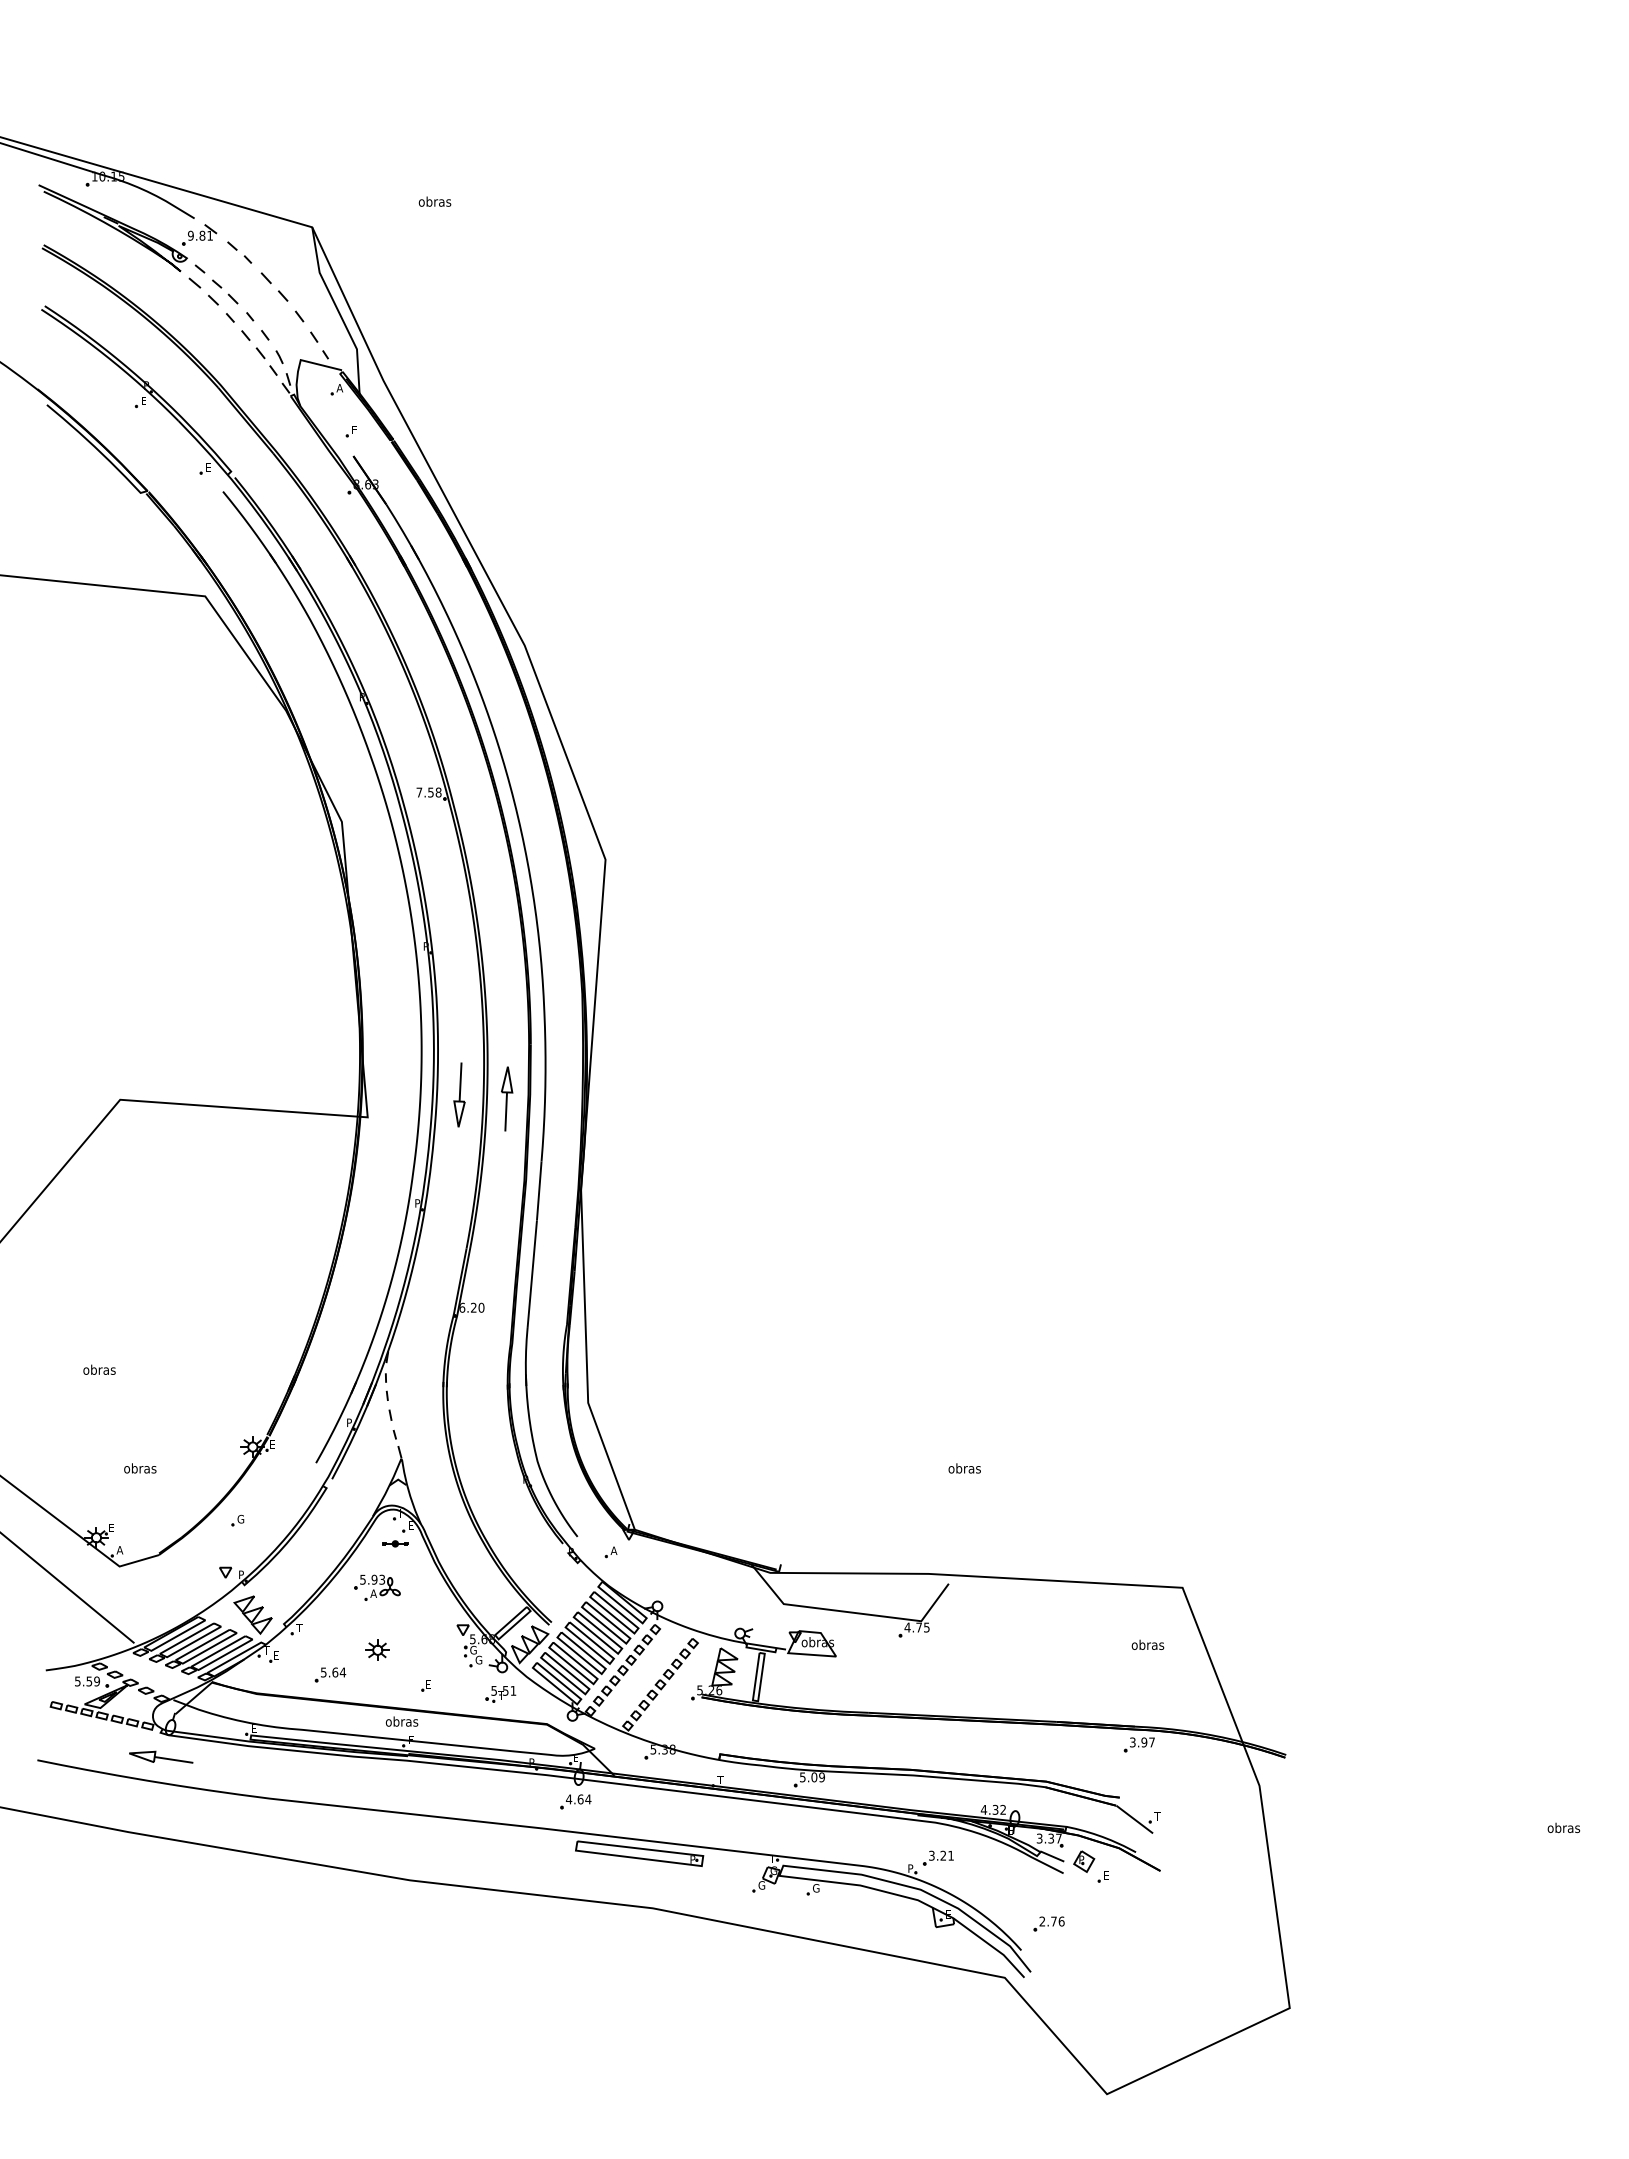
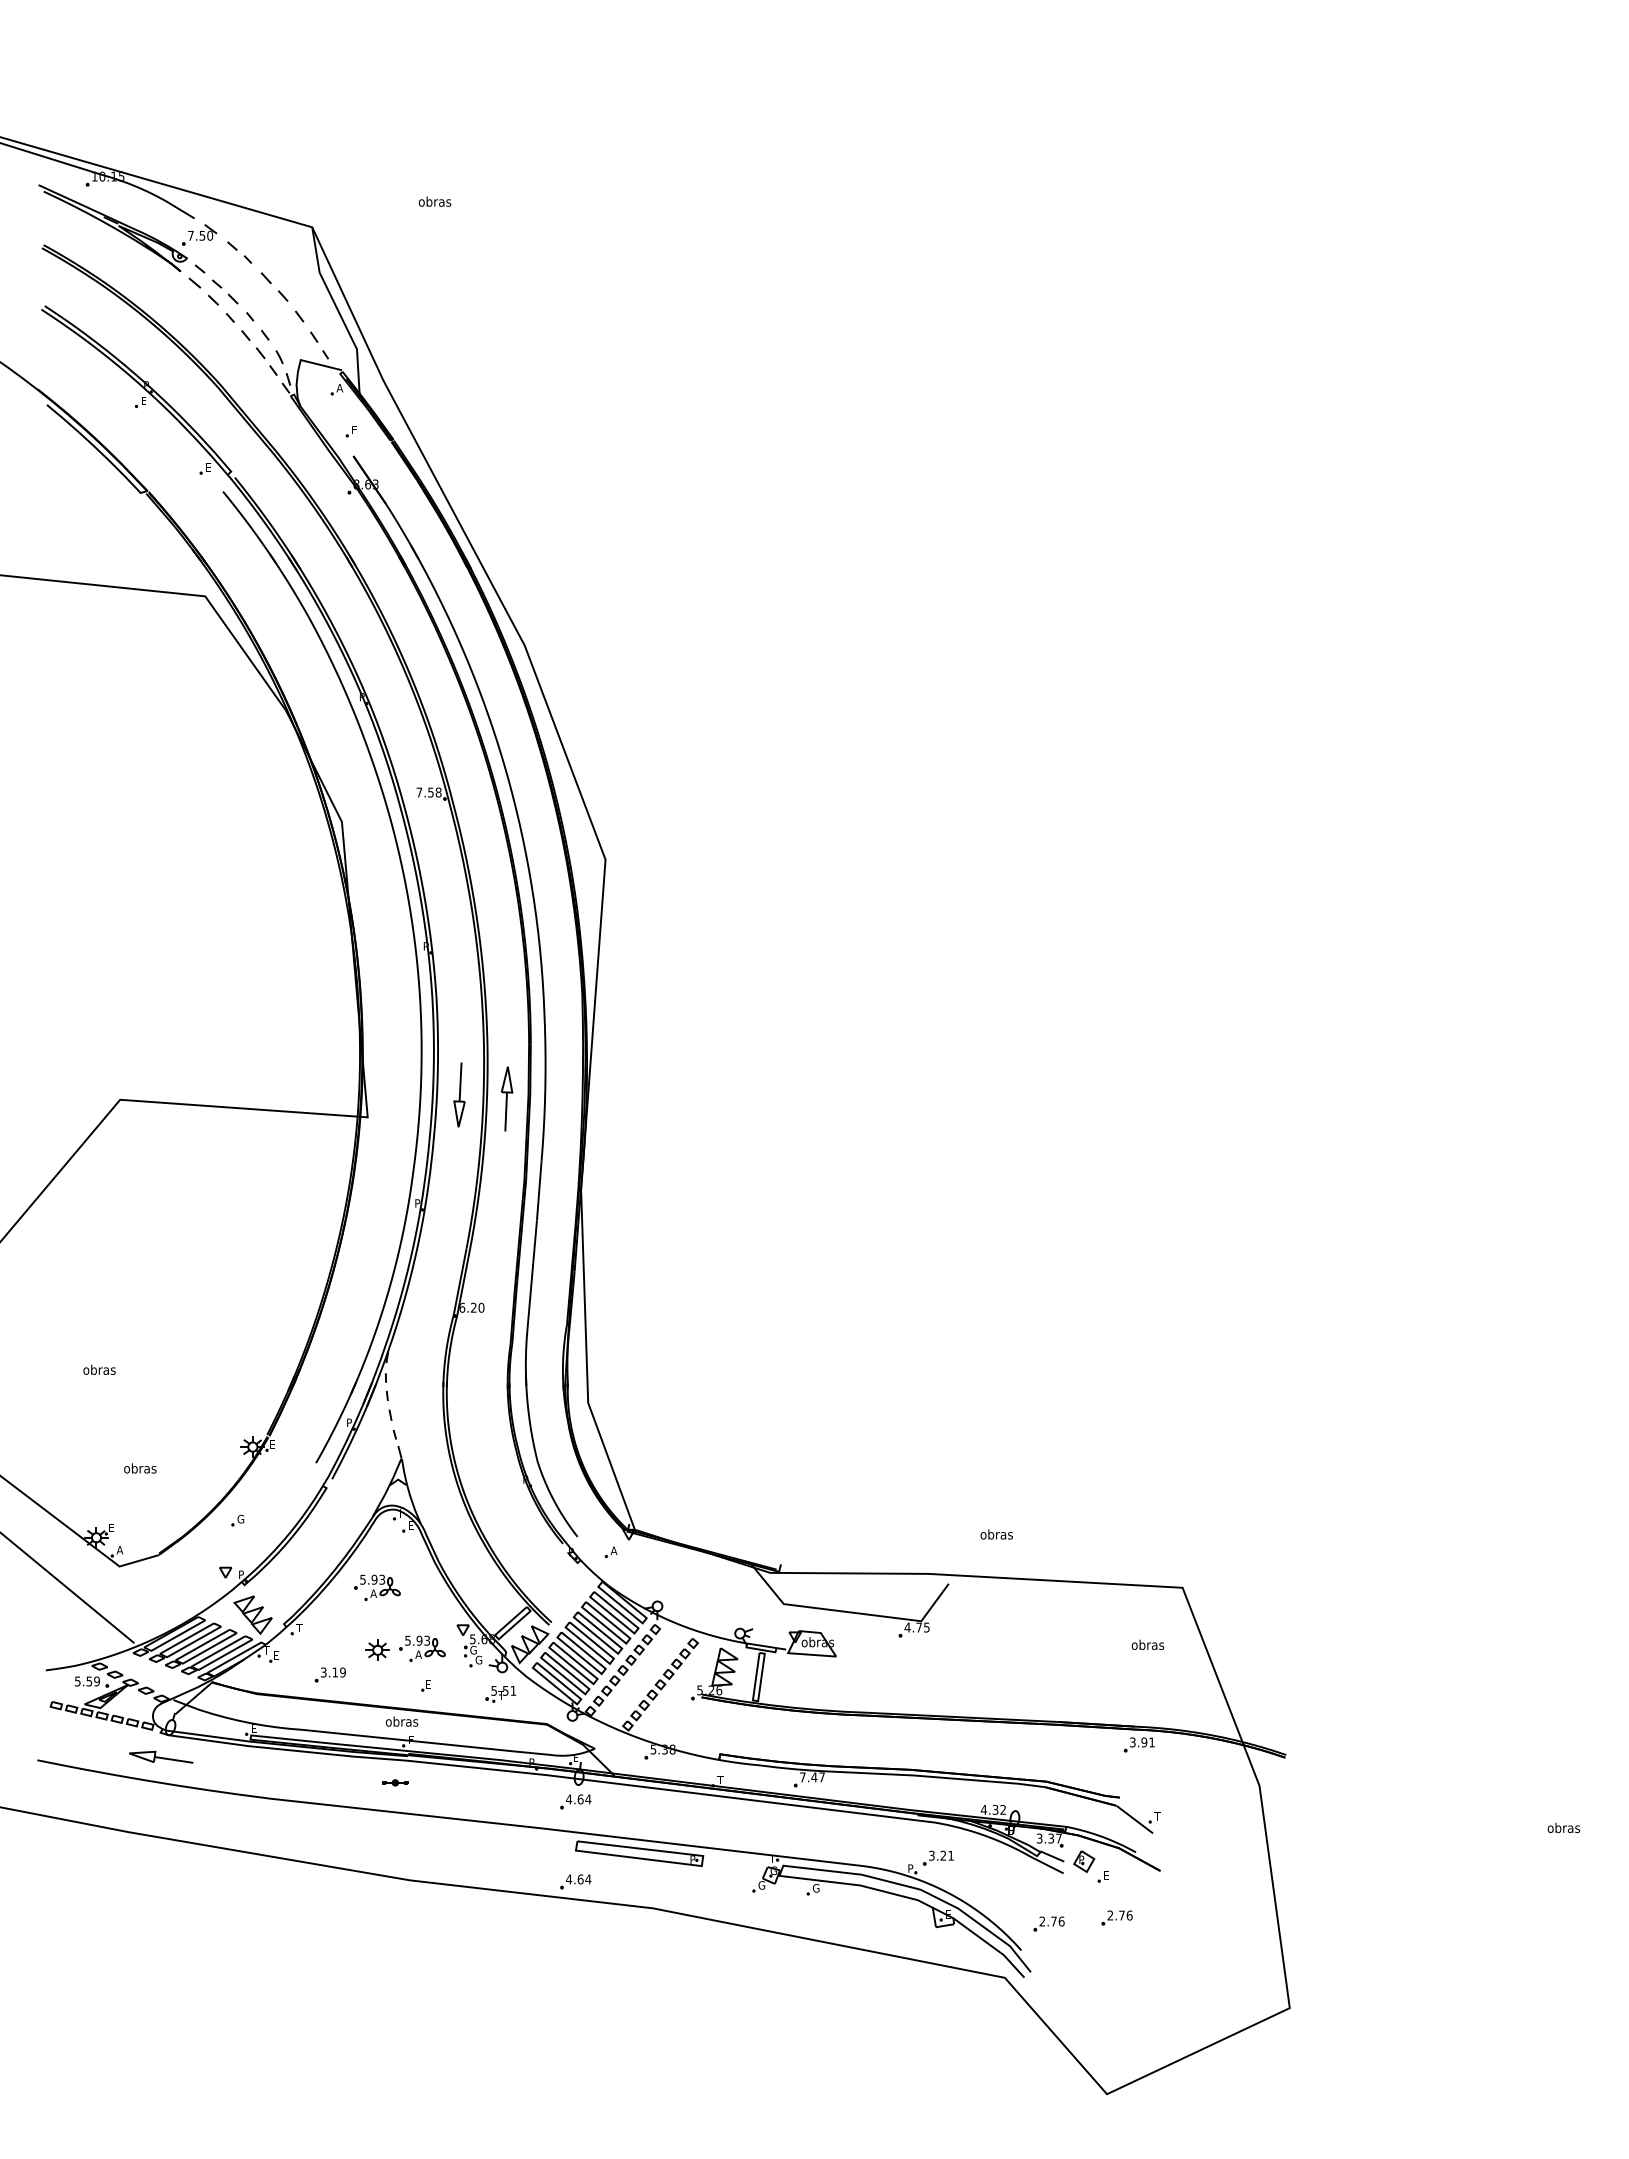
text: 9.81 -> 7.50 (200, 235)
text position: (964, 1468) -> (996, 1534) (996, 1534)
part position: (395, 1543) -> (395, 1782) (395, 1782)
part: none -> present (422, 1648)
text: 5.64 -> 3.19 (333, 1672)
text: 3.97 -> 3.91 (1151, 1742)
text: 5.09 -> 7.47 (812, 1777)
part: none -> present (575, 1881)
part: none -> present (1116, 1917)
